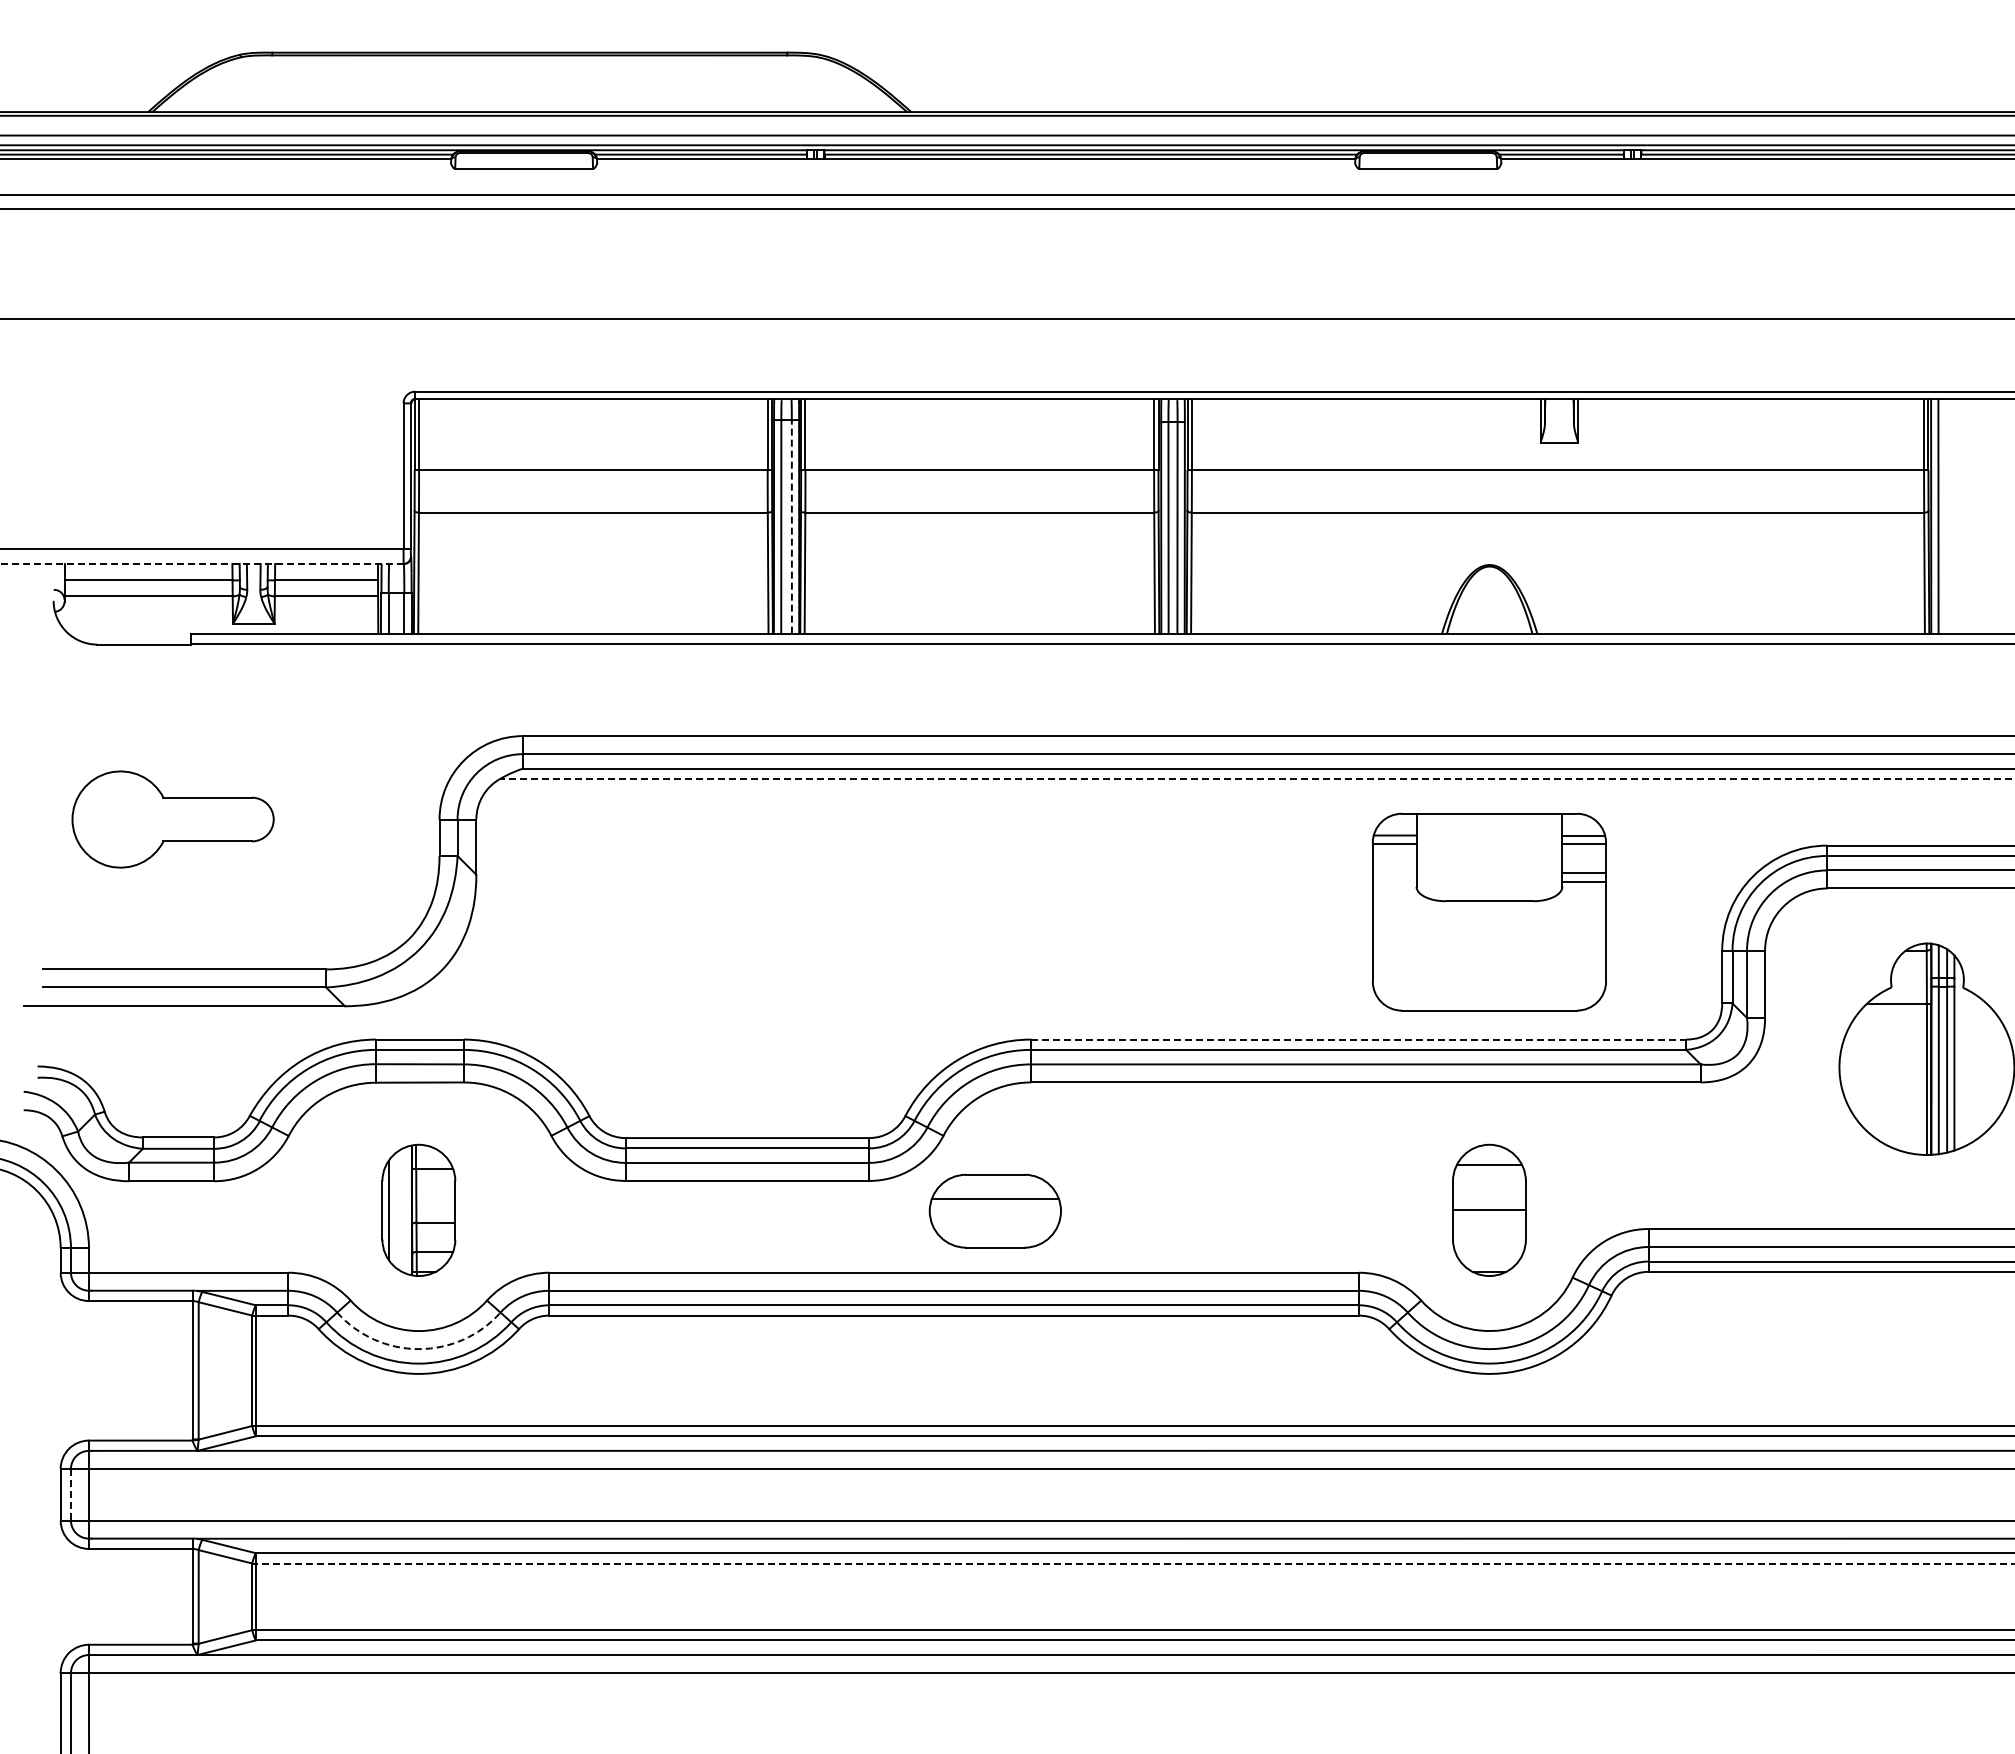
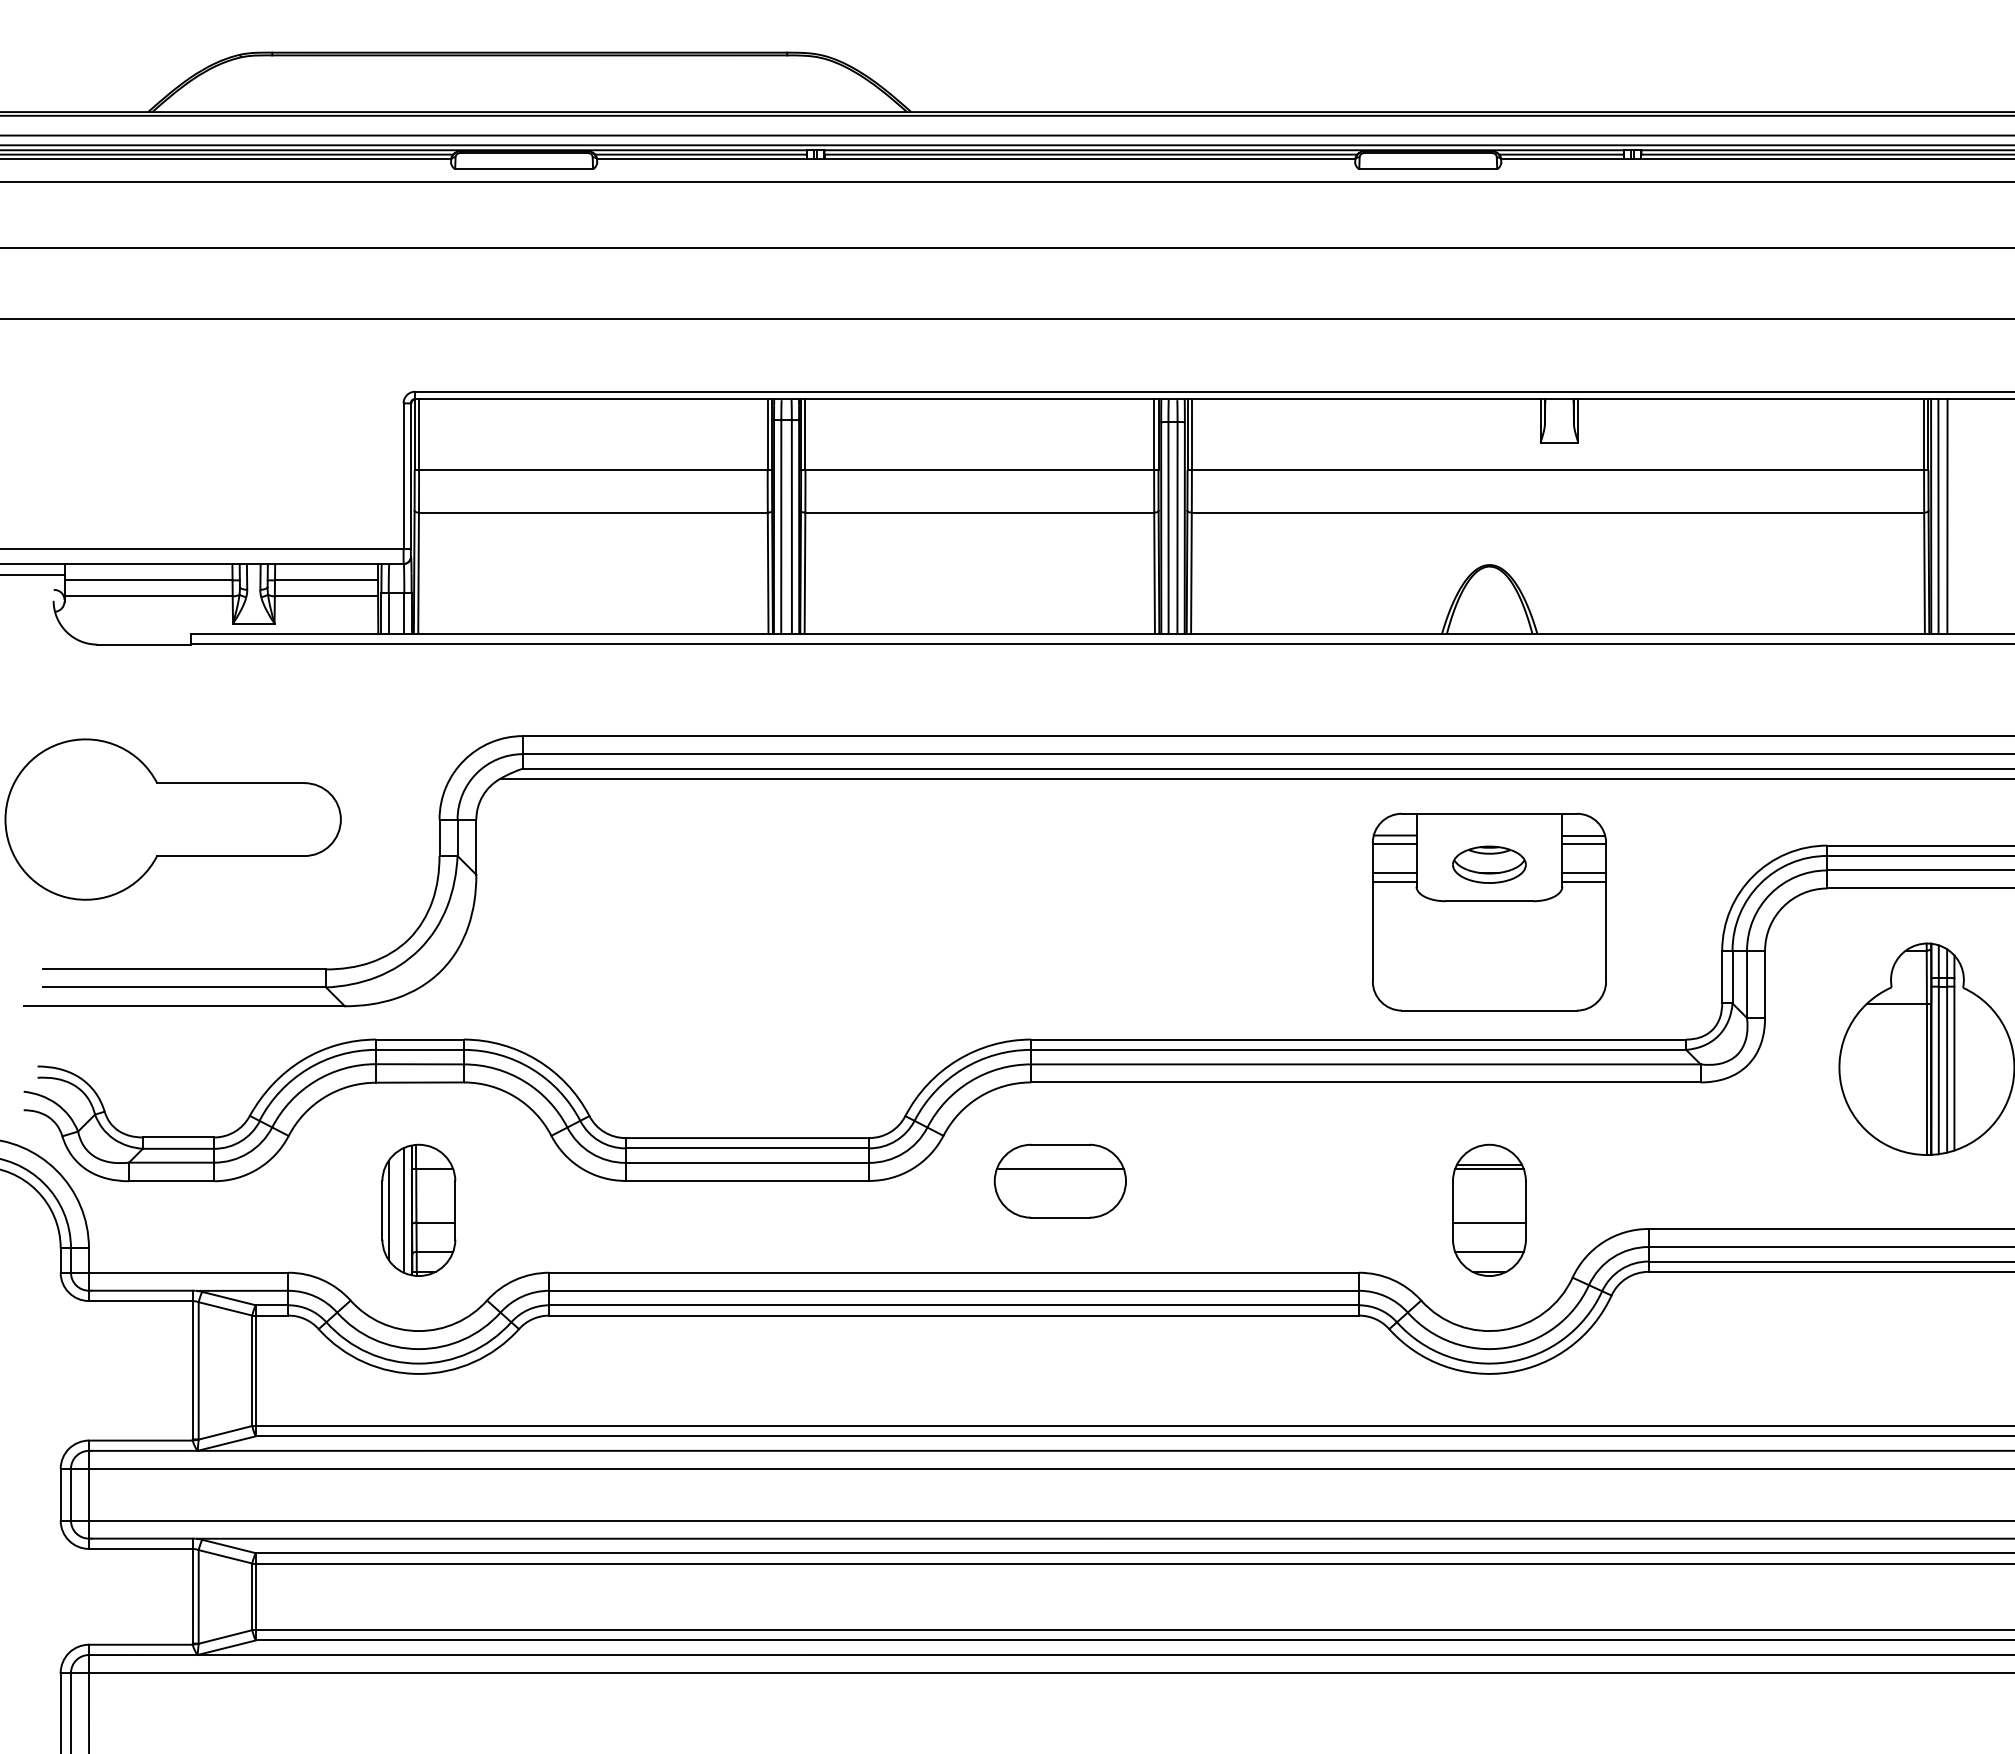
line position: (1006, 194) -> (1006, 181) (1006, 181)
line position: (1006, 208) -> (1006, 247) (1006, 247)
line: none -> present (1947, 516)
line: dashed -> solid (791, 526)
line: dashed -> solid (201, 563)
line: none -> present (33, 575)
line: dashed -> solid (1257, 778)
part size: 204x99 px -> 338x163 px (172, 819)
part: none -> present (1489, 864)
line: none -> present (1394, 872)
line: none -> present (1394, 881)
line: dashed -> solid (1359, 1039)
line: none -> present (1489, 1169)
line: none -> present (404, 1209)
line position: (1489, 1209) -> (1489, 1222) (1489, 1222)
part position: (994, 1210) -> (1059, 1180) (1059, 1180)
line: none -> present (1489, 1251)
arc: dashed -> solid (418, 1349)
line: dashed -> solid (70, 1494)
line: dashed -> solid (1133, 1563)
